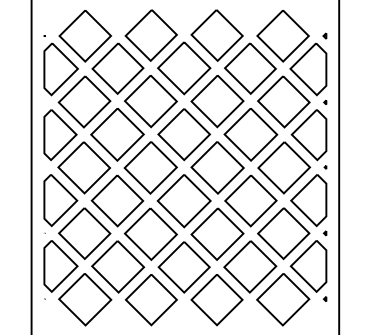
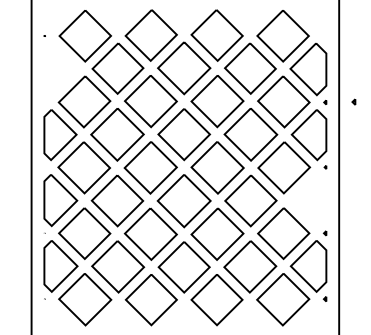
part position: (324, 35) -> (353, 101) (353, 101)
part: present -> none (60, 69)
part: present -> none (308, 200)
